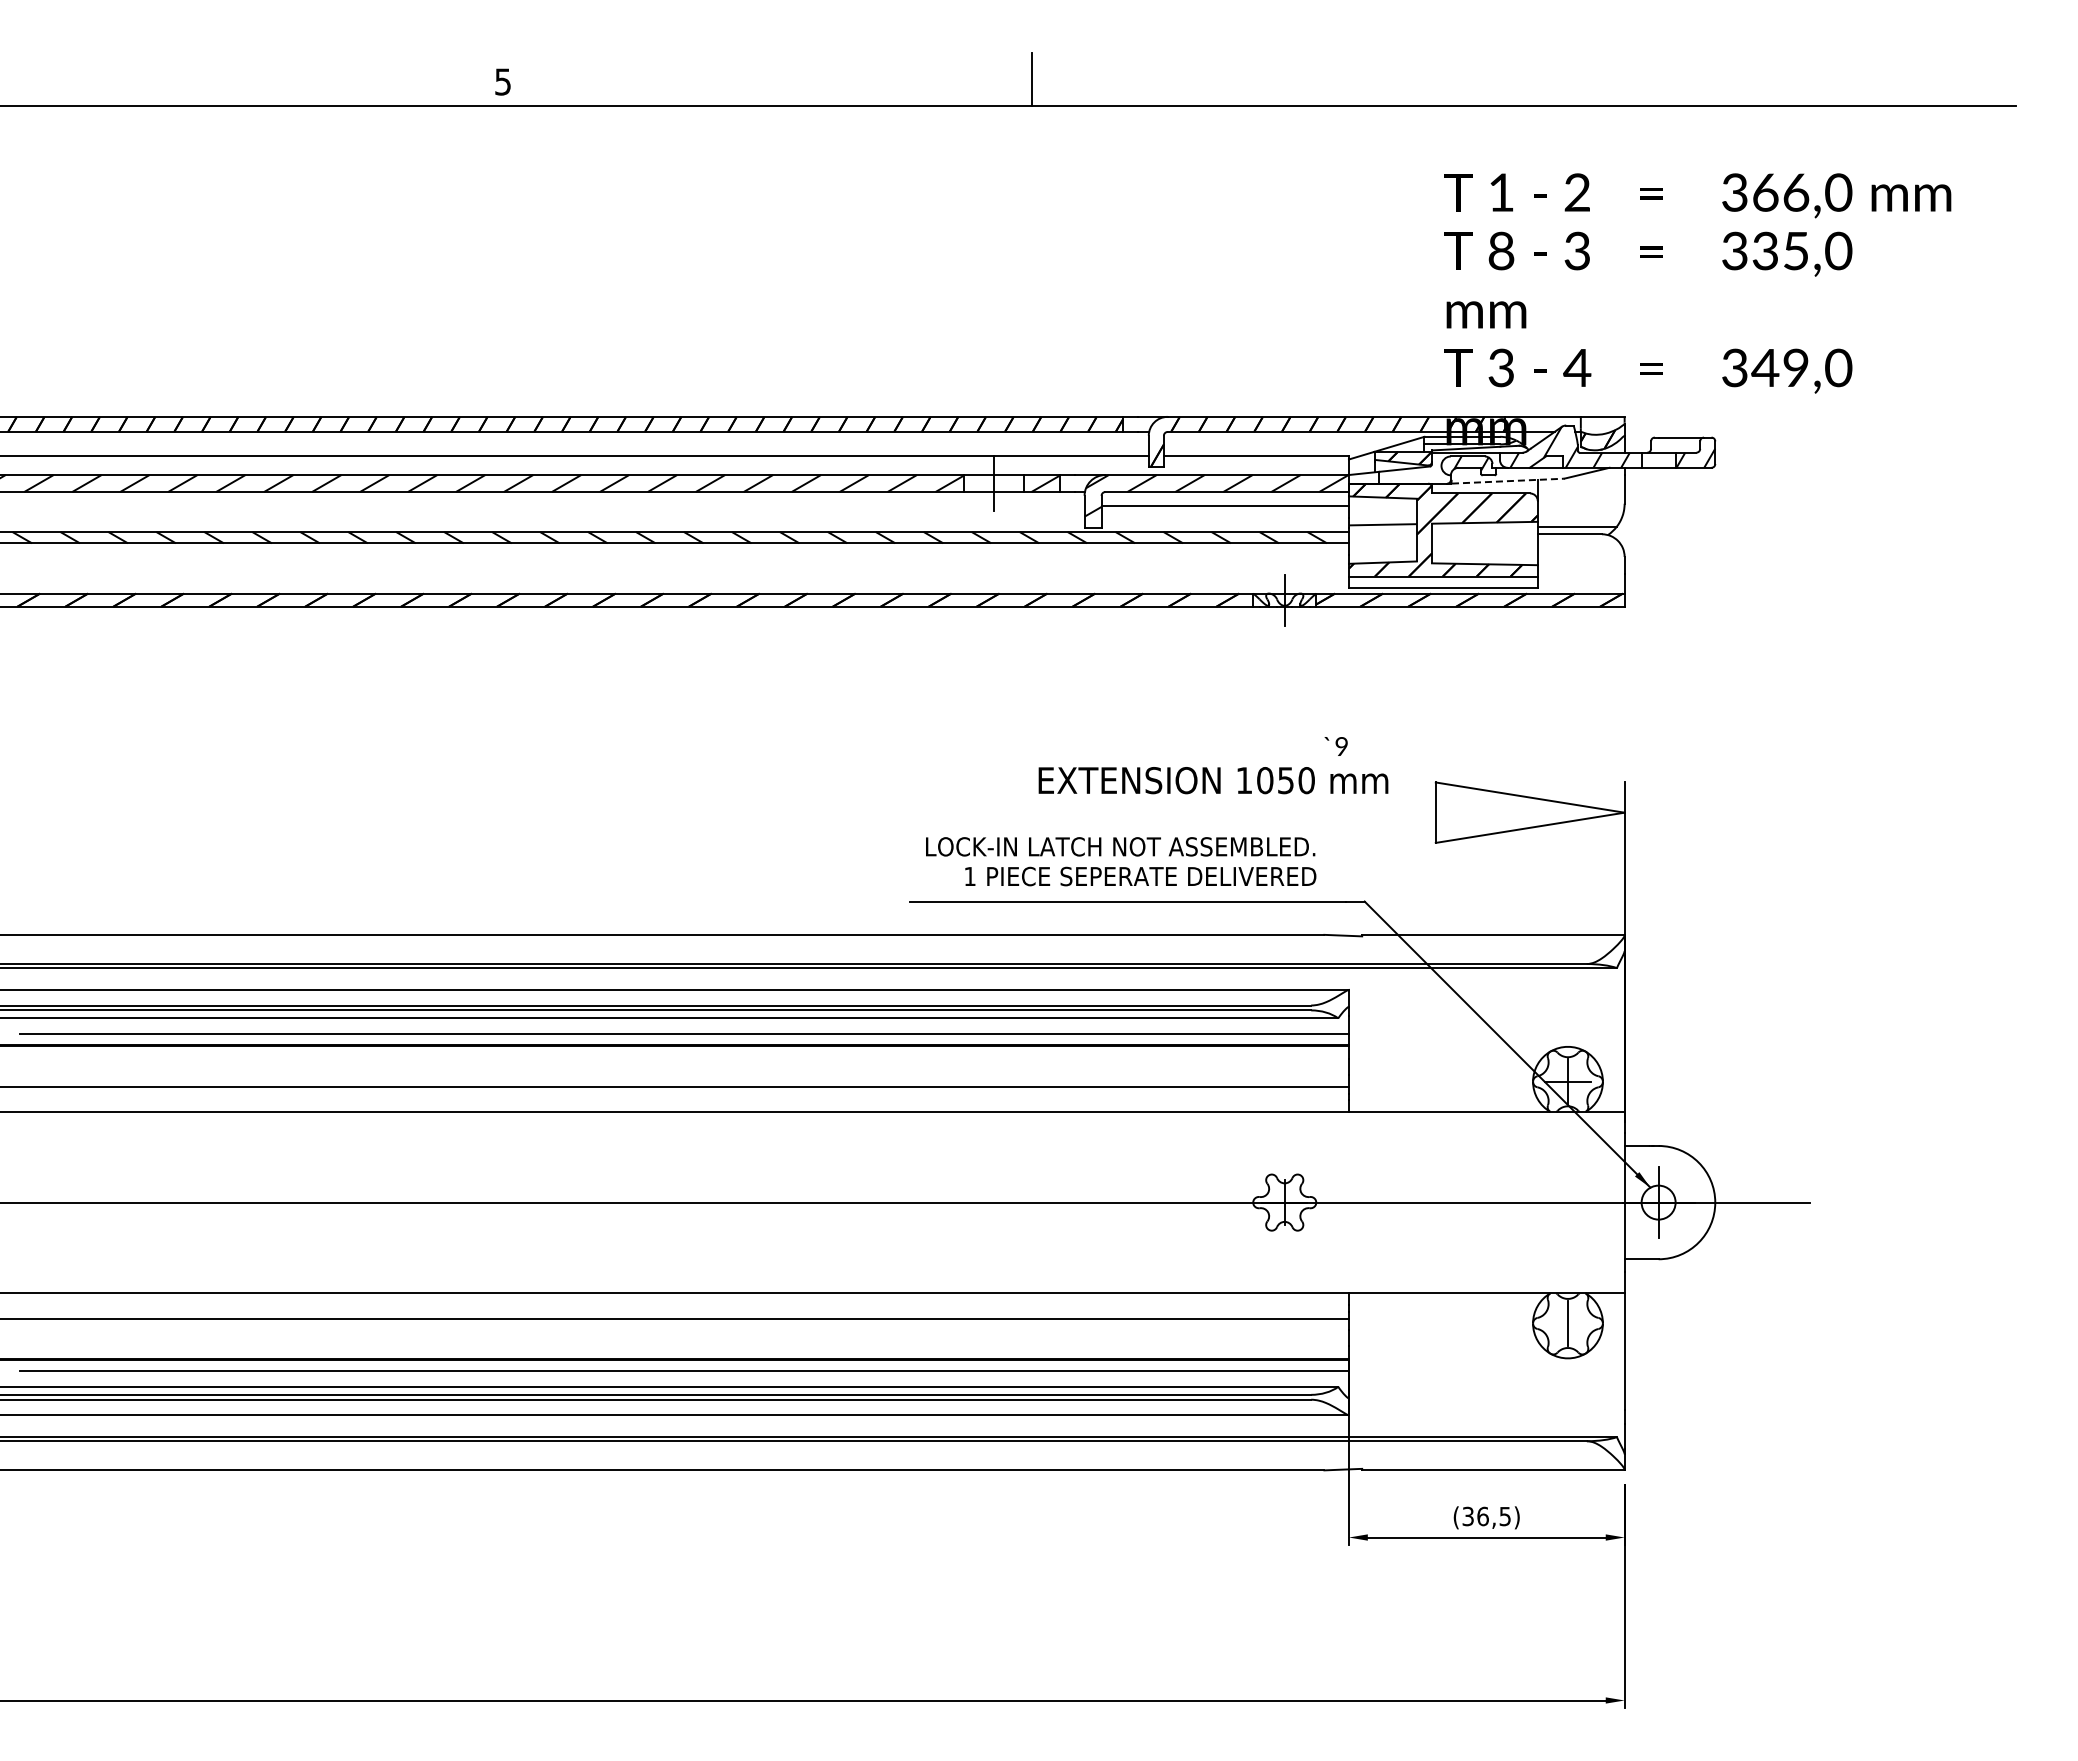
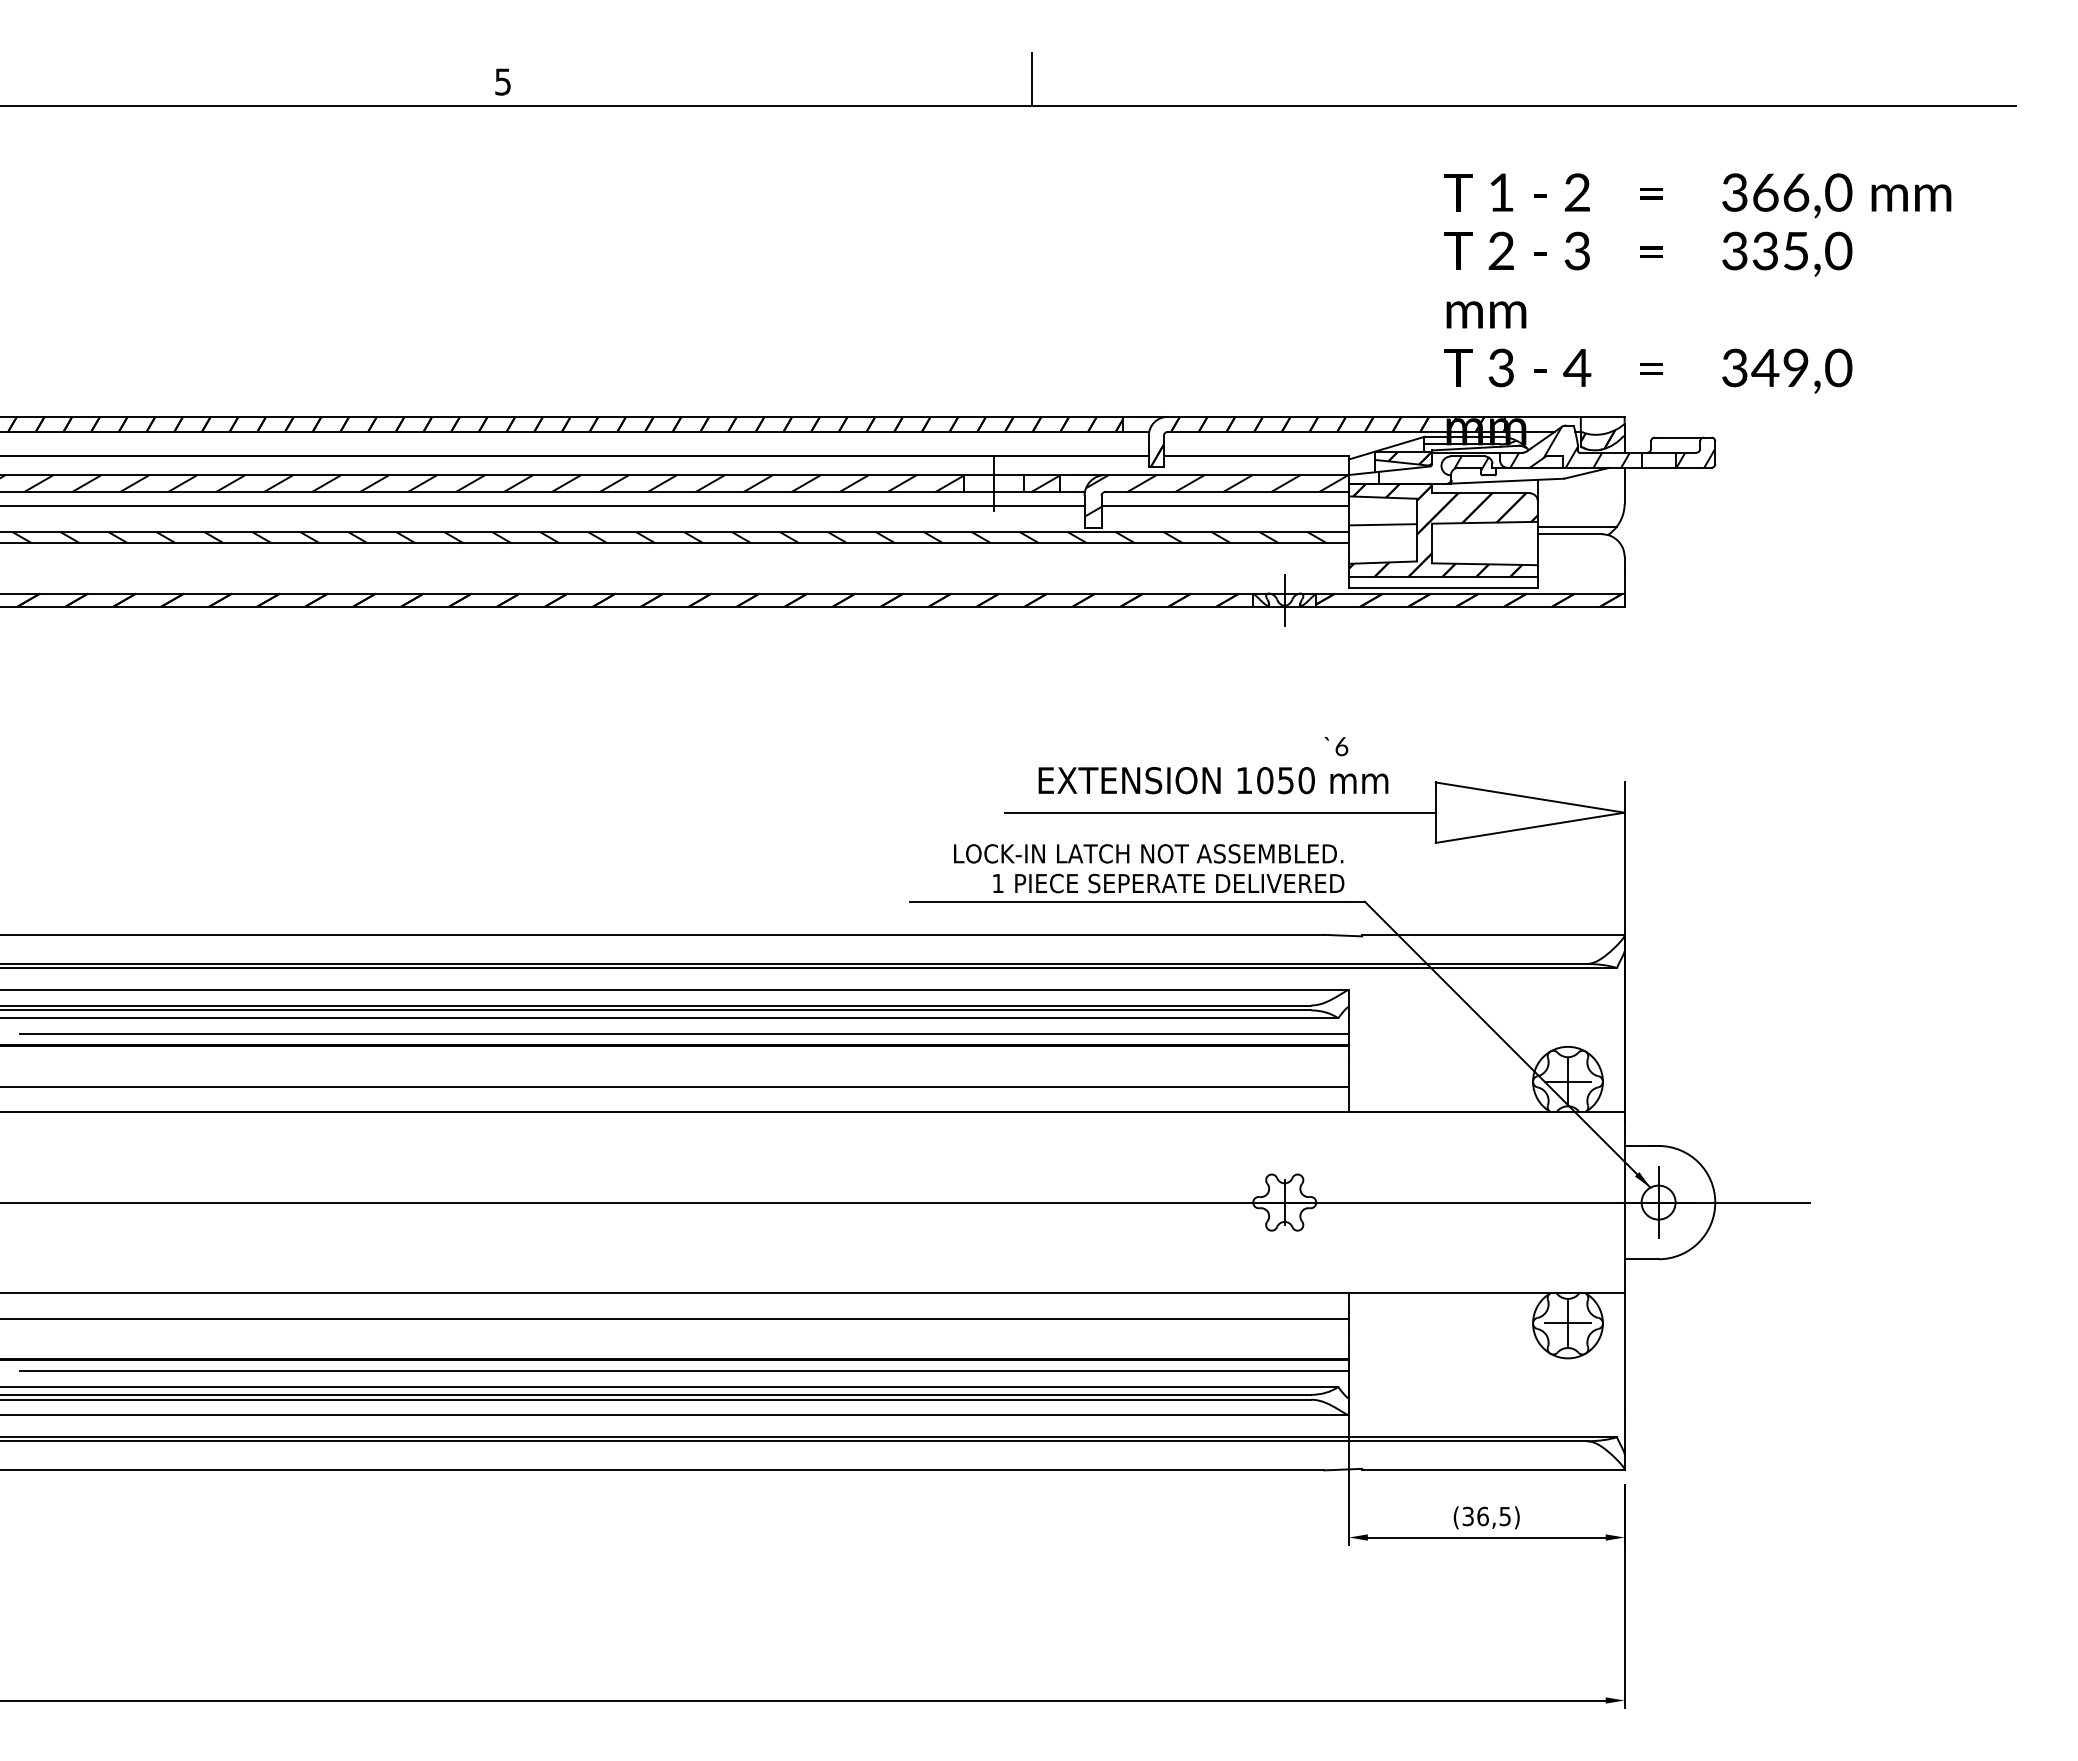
text: 8 -> 2 (1501, 251)
line: dashed -> solid (1507, 481)
line: none -> present (543, 505)
text: 9 -> 6 (1341, 746)
line: none -> present (1220, 812)
text position: (1121, 861) -> (1149, 868) (1149, 868)
line: none -> present (1567, 1323)
